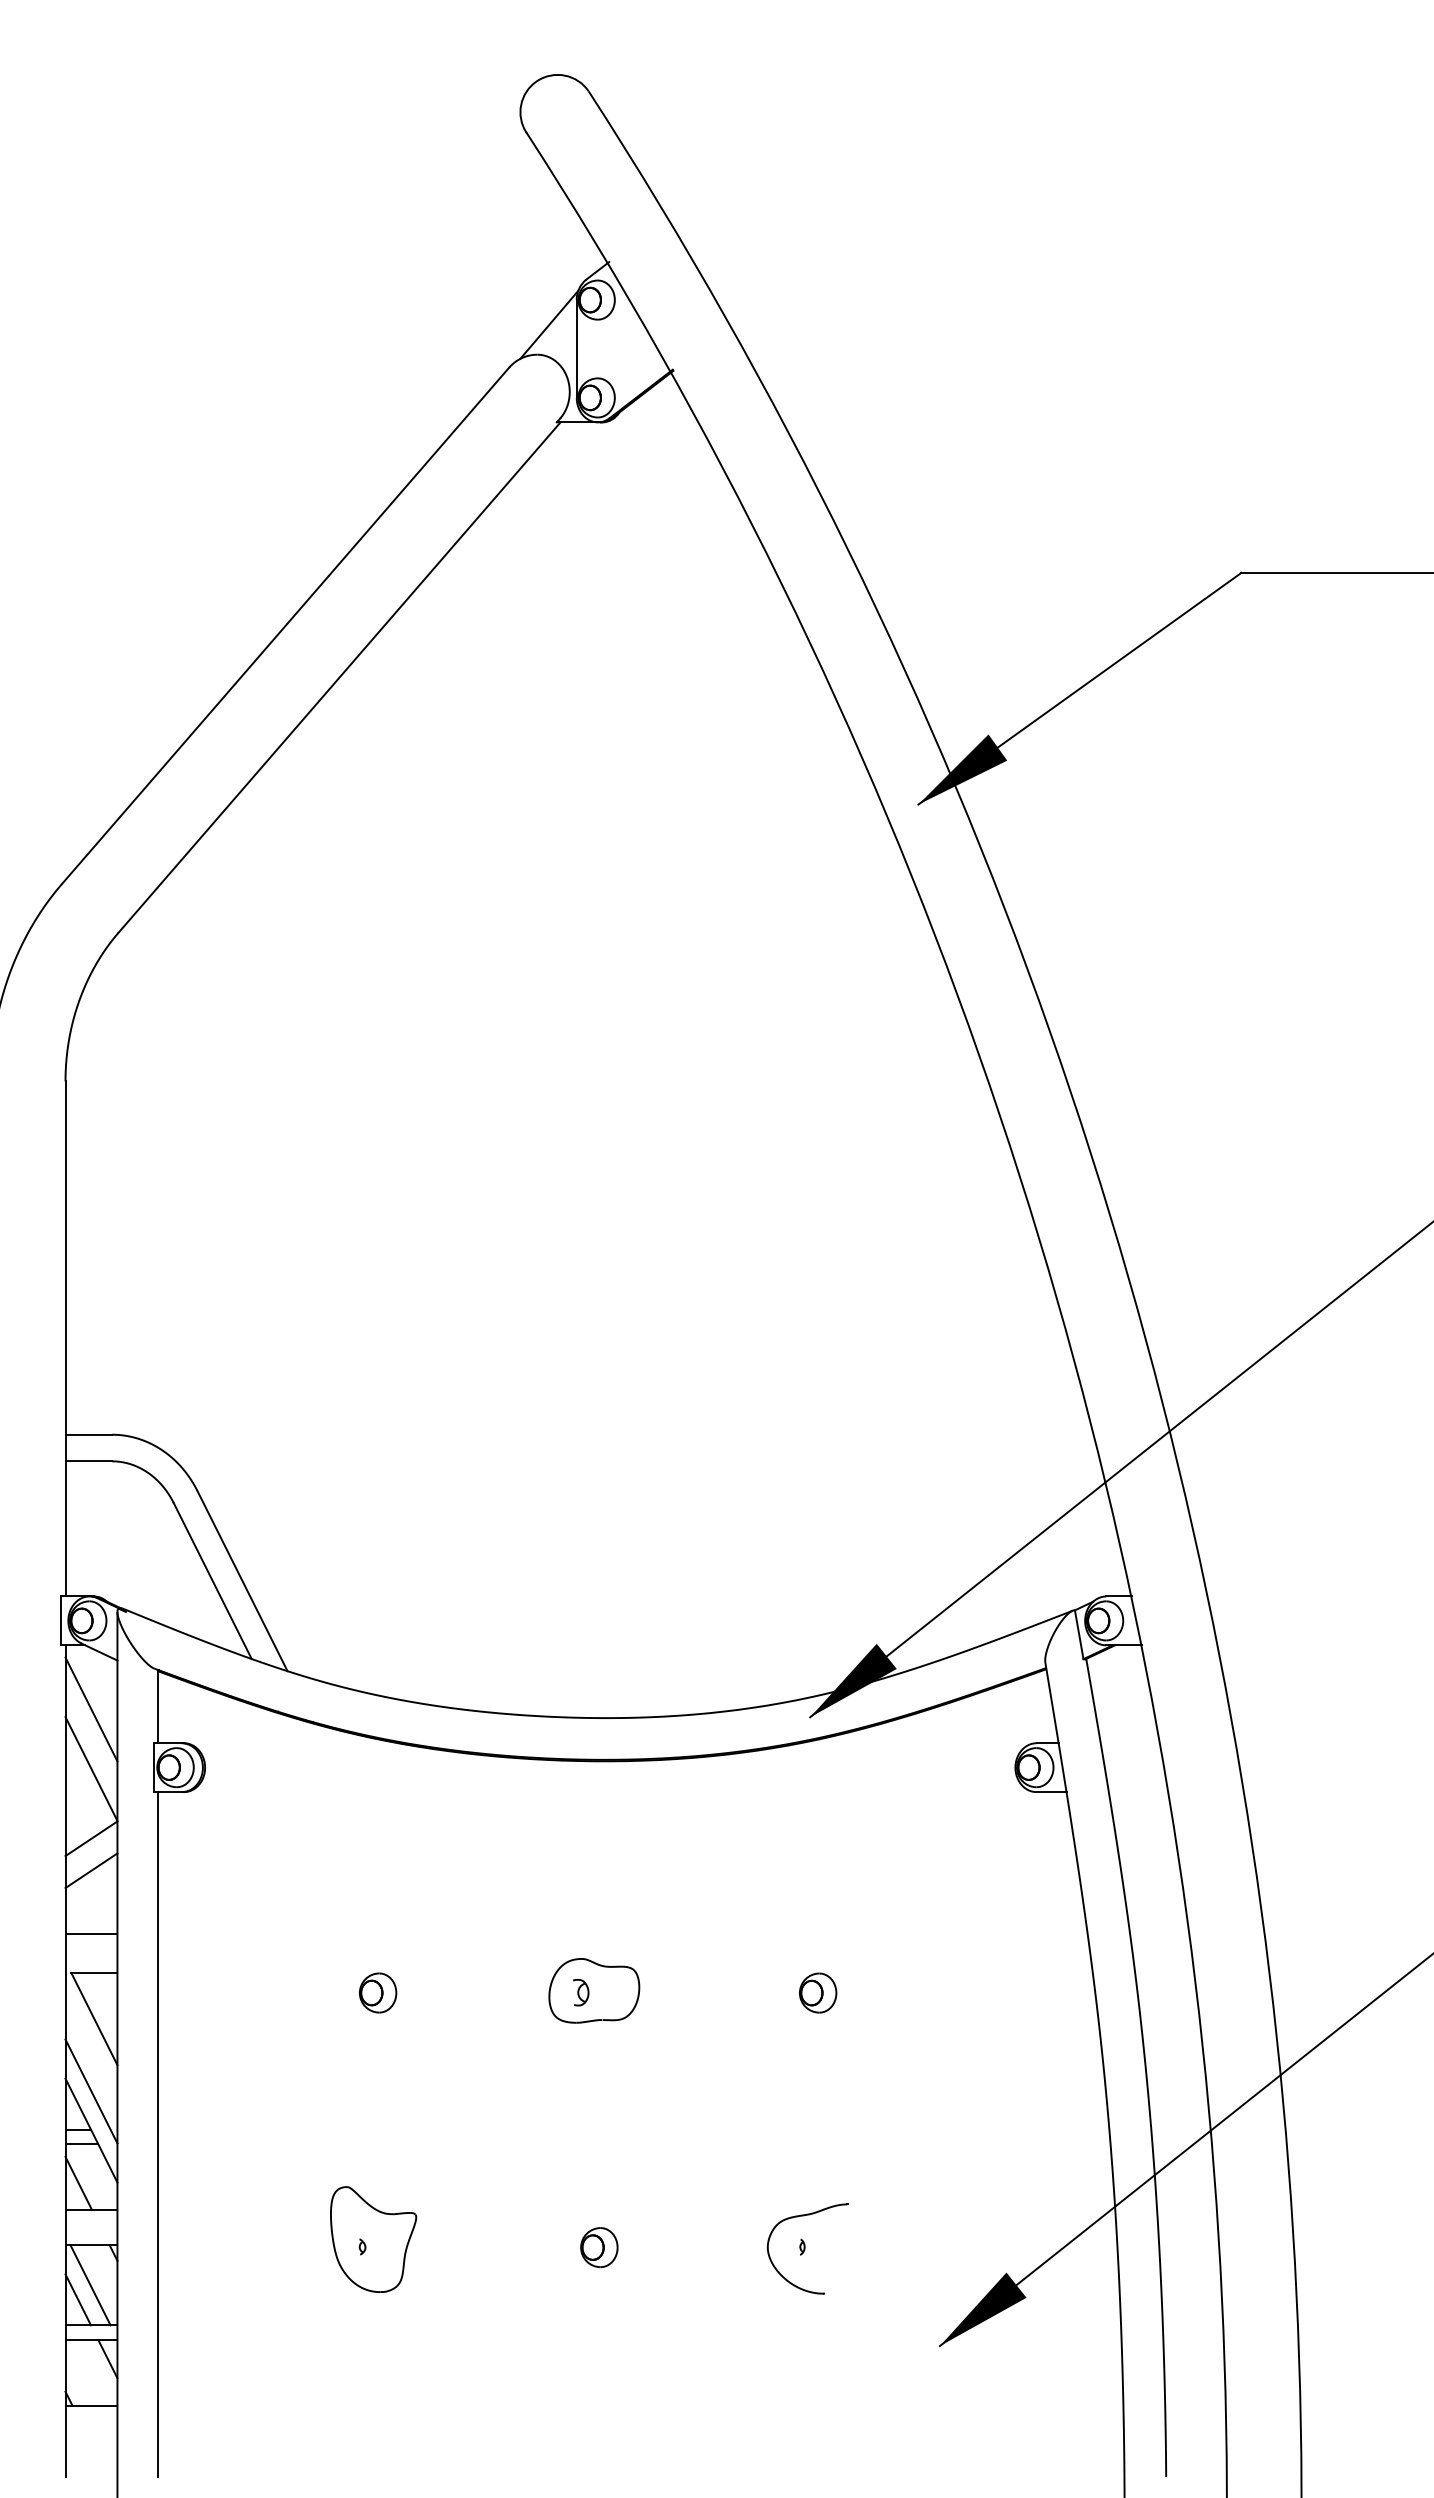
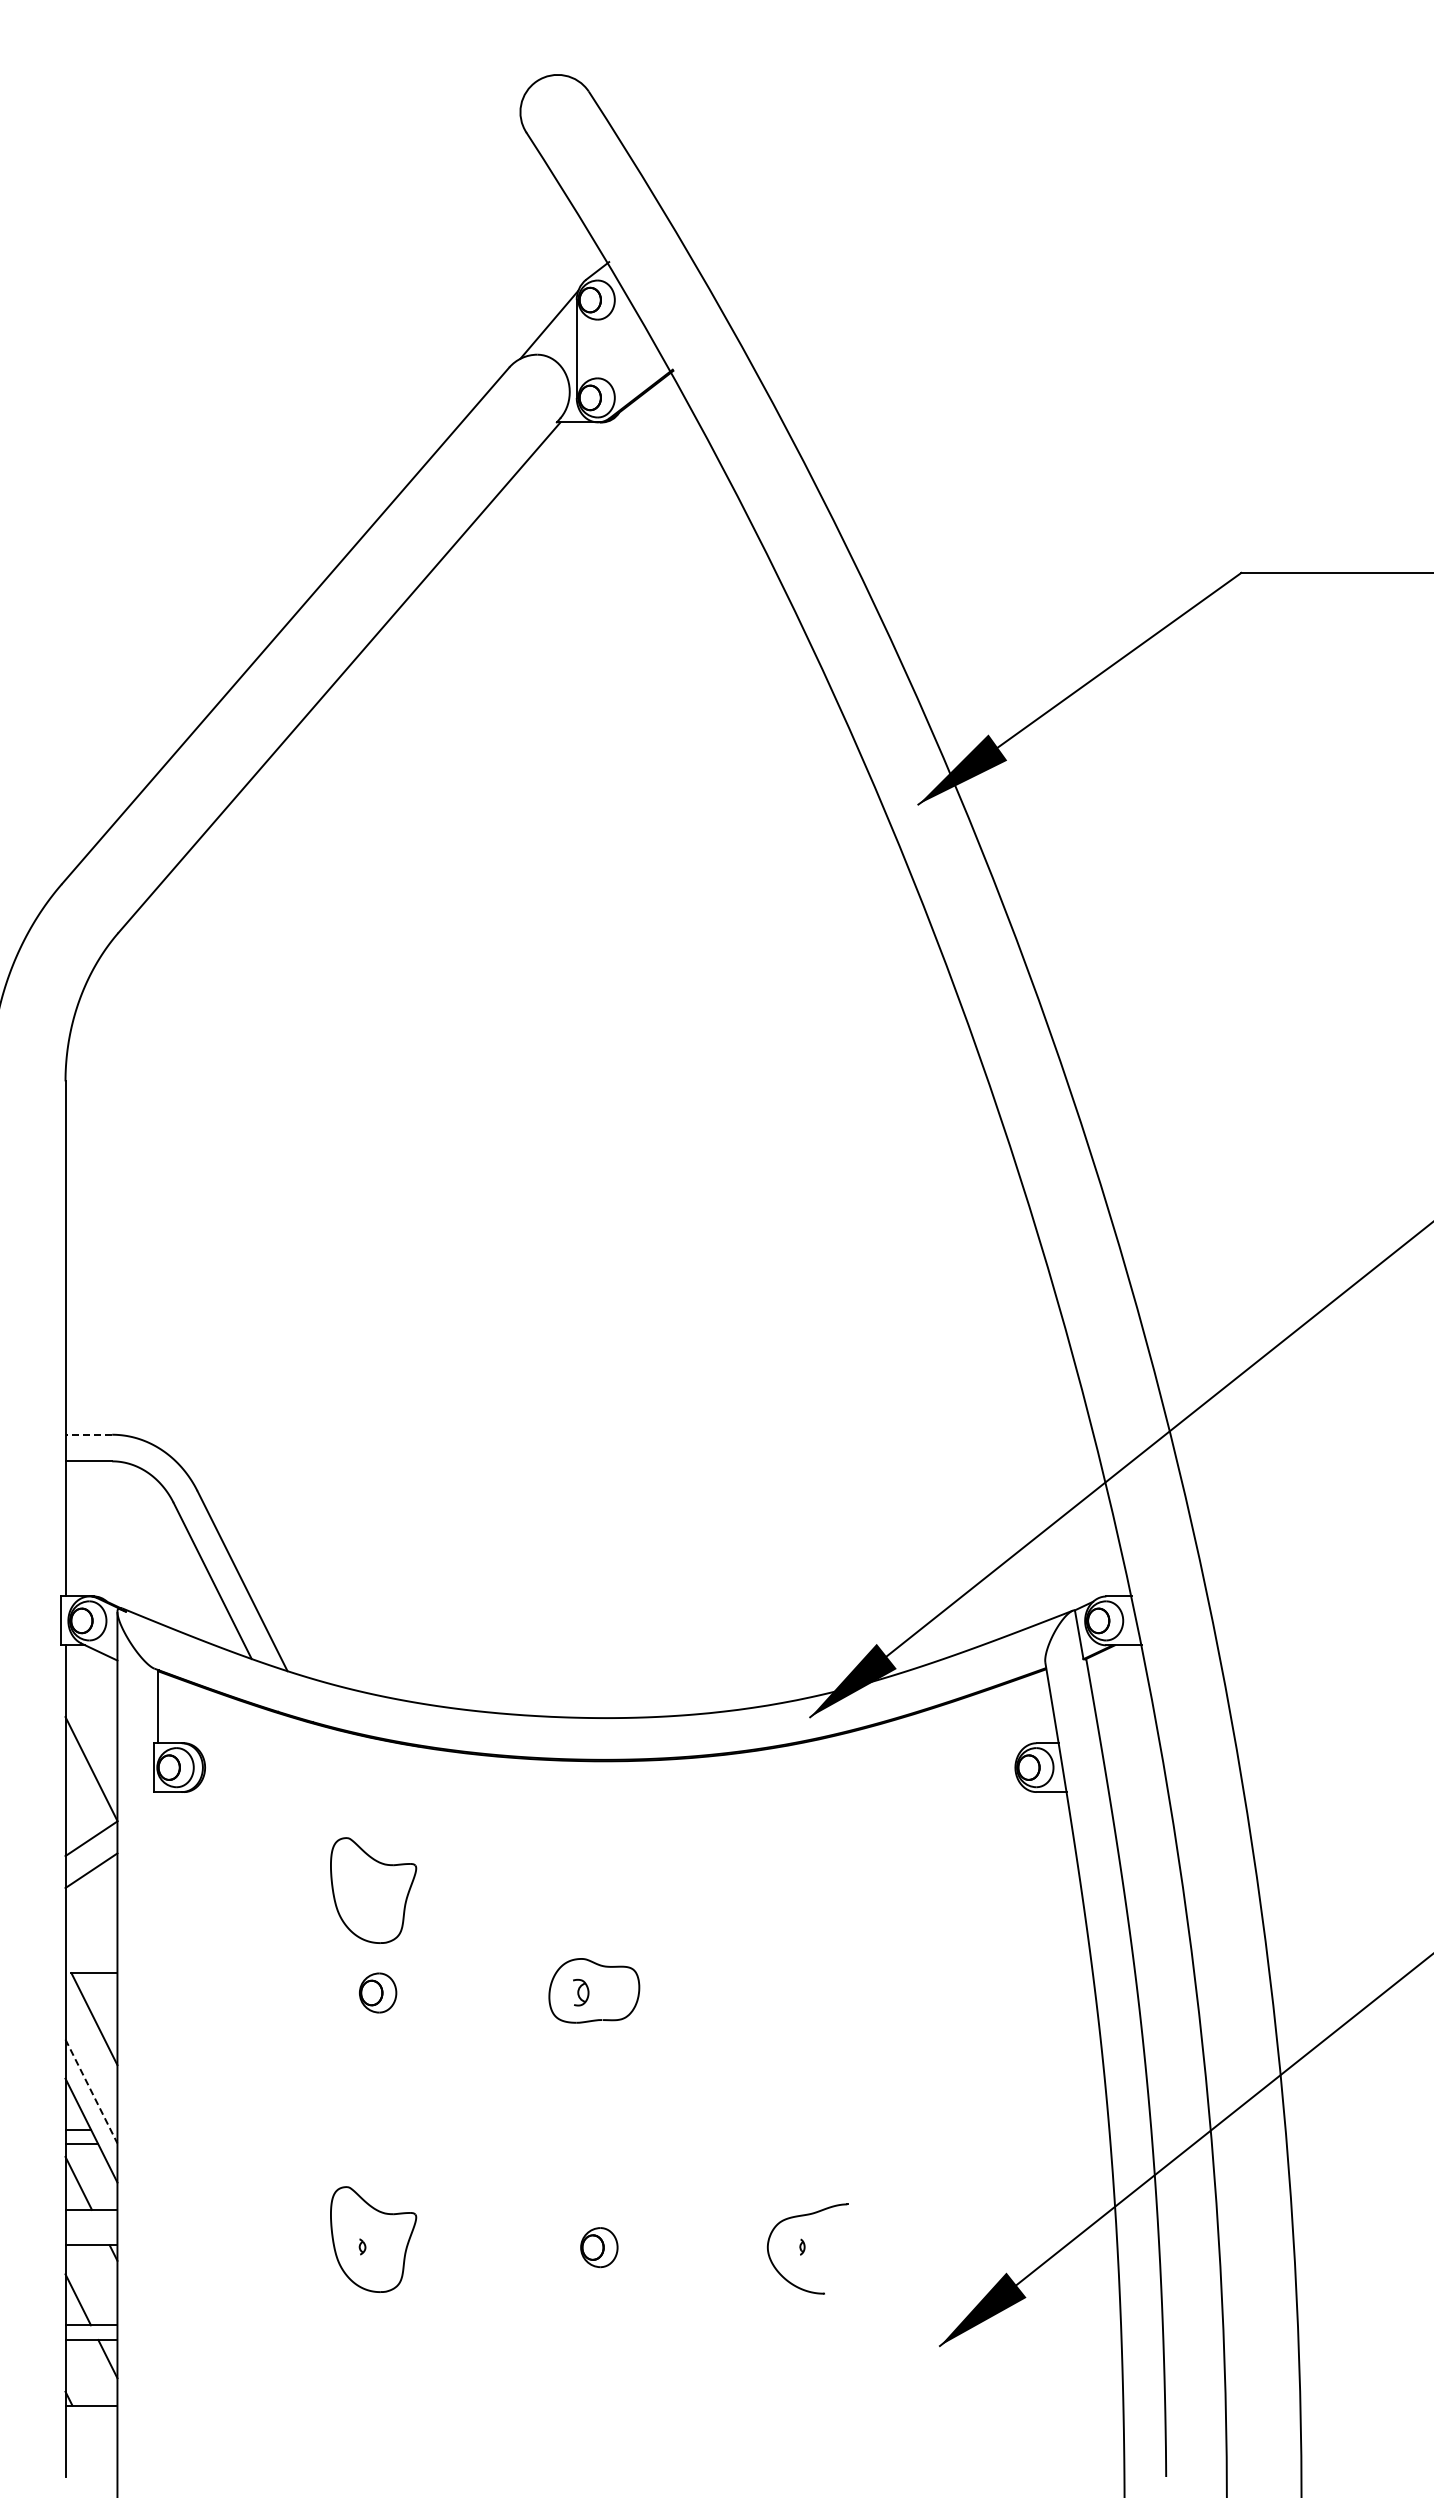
line: solid -> dashed (88, 1434)
line: present -> none (91, 1709)
part: none -> present (373, 1890)
line: present -> none (91, 1933)
part: present -> none (818, 1992)
line: solid -> dashed (91, 2091)
line: present -> none (157, 2134)
line: present -> none (90, 2285)
